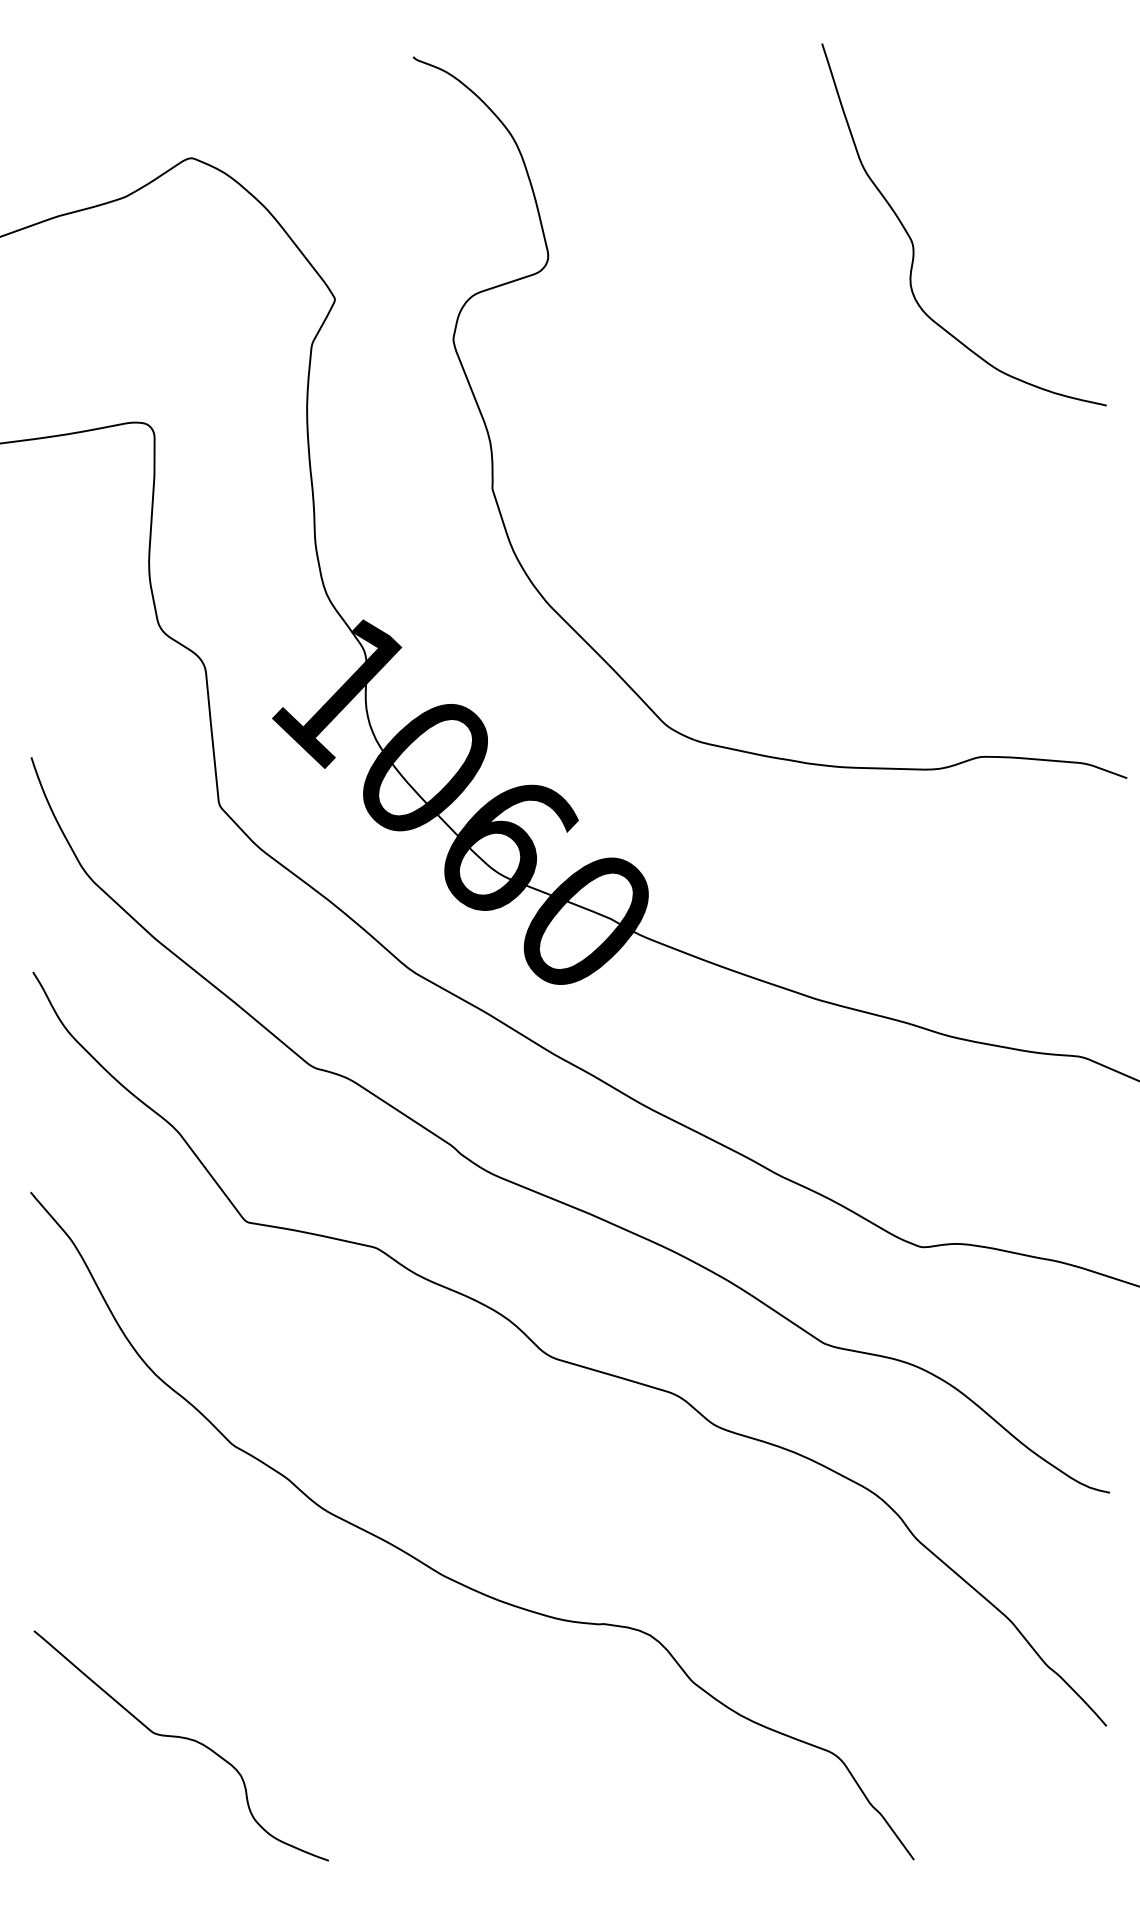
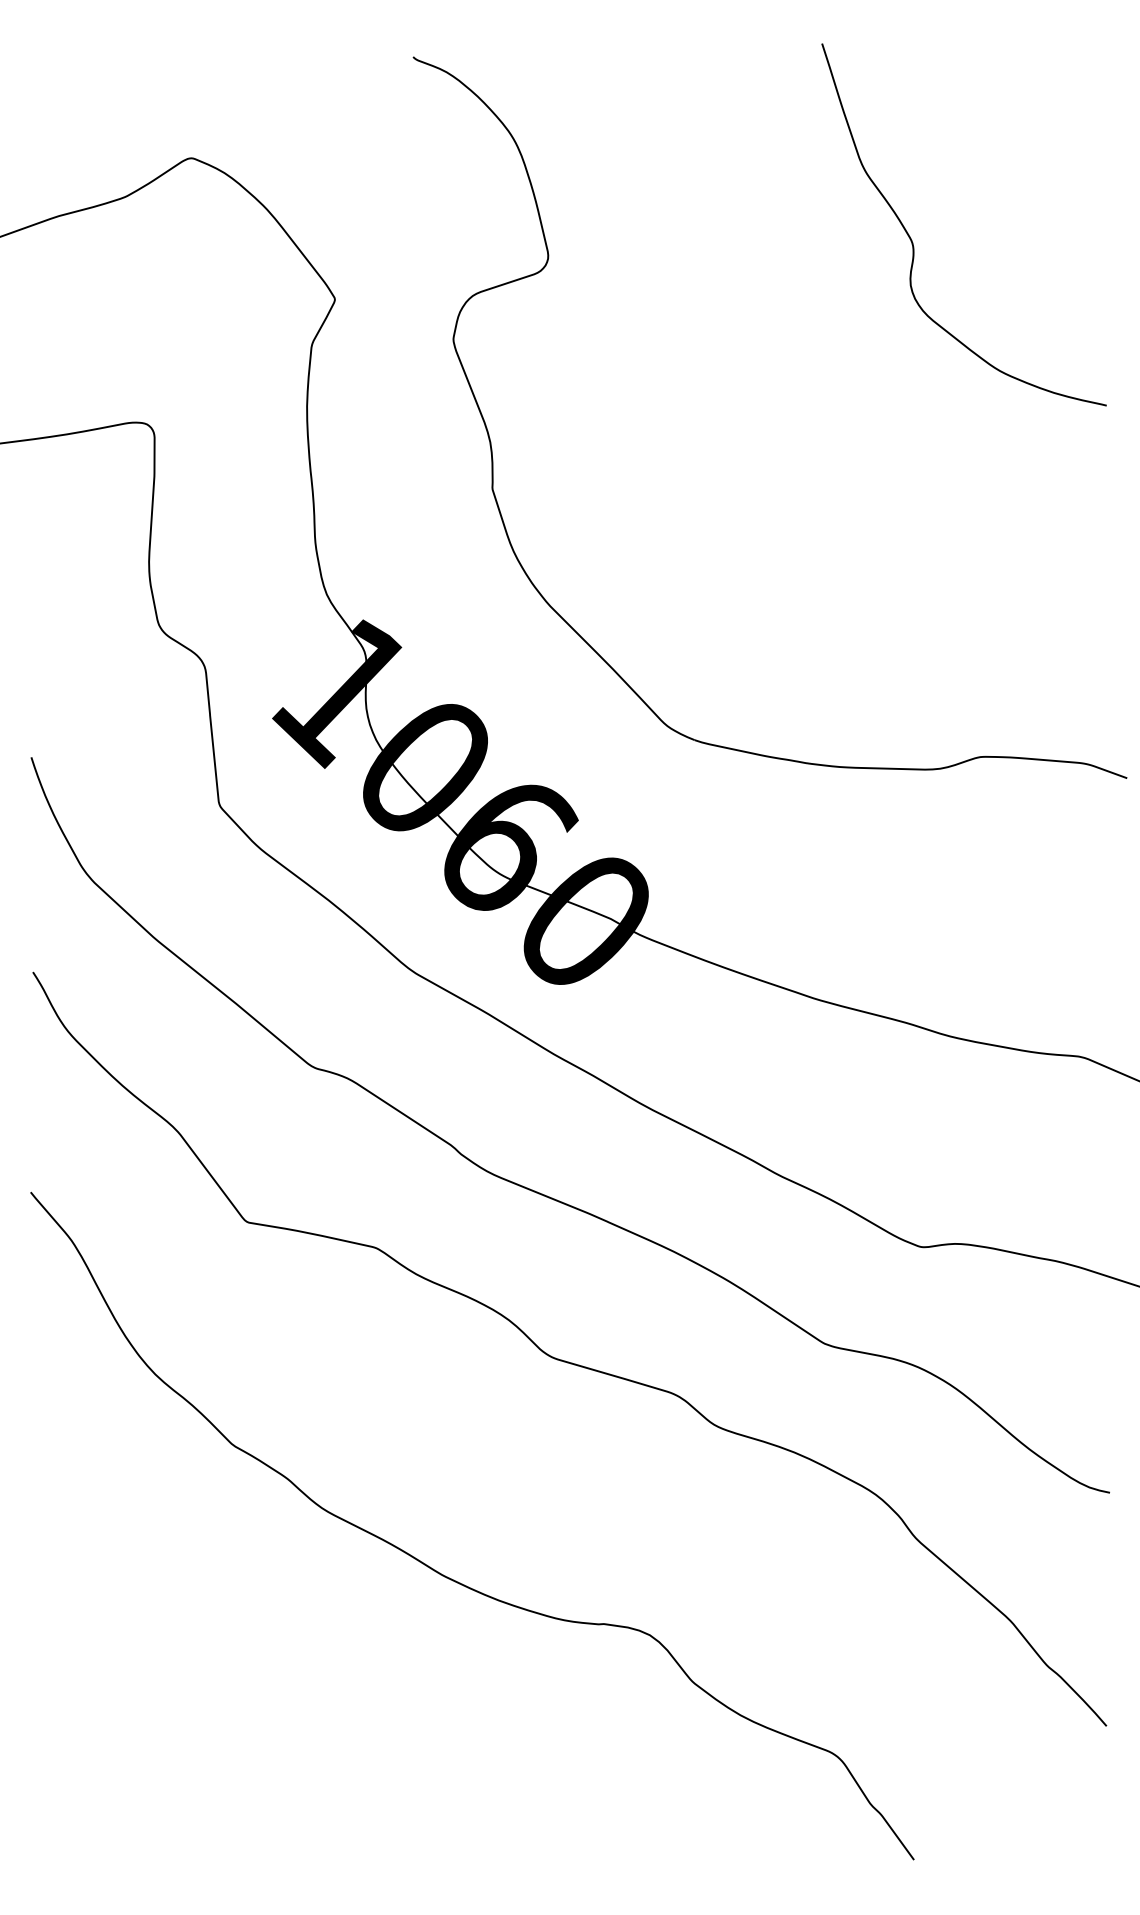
curve: present -> none (180, 1738)
